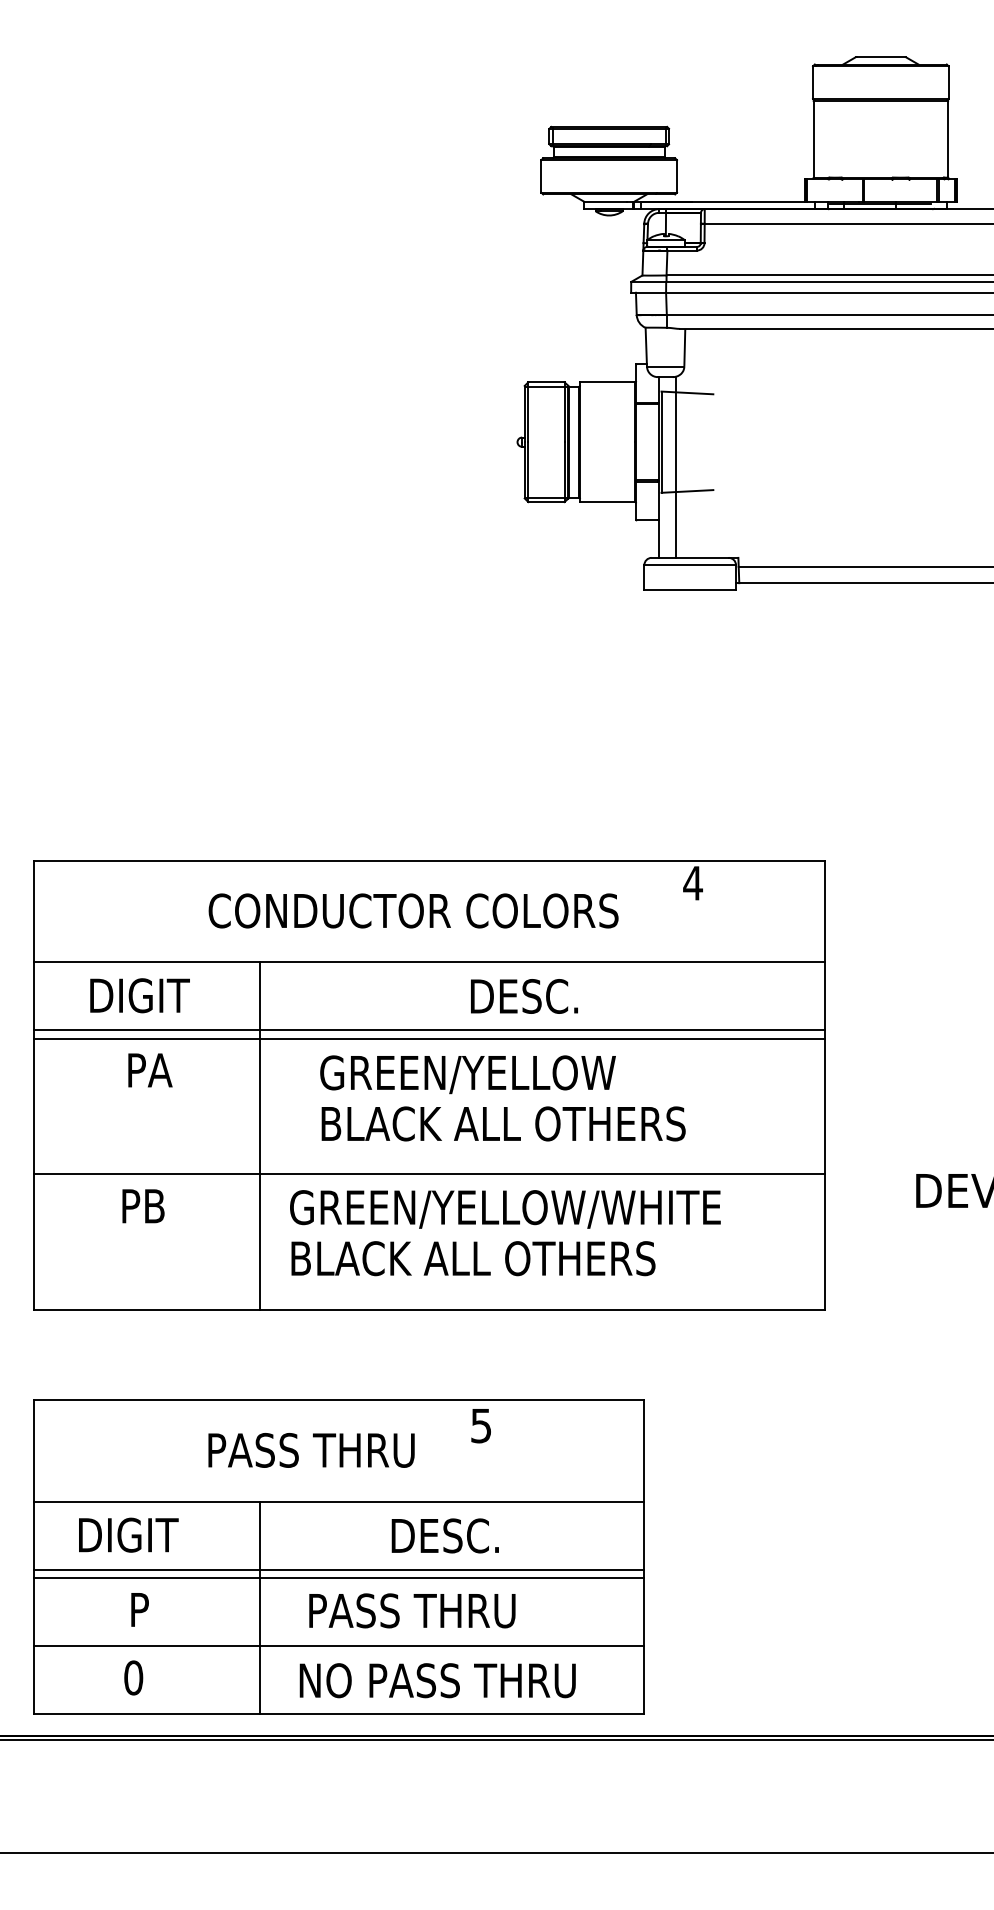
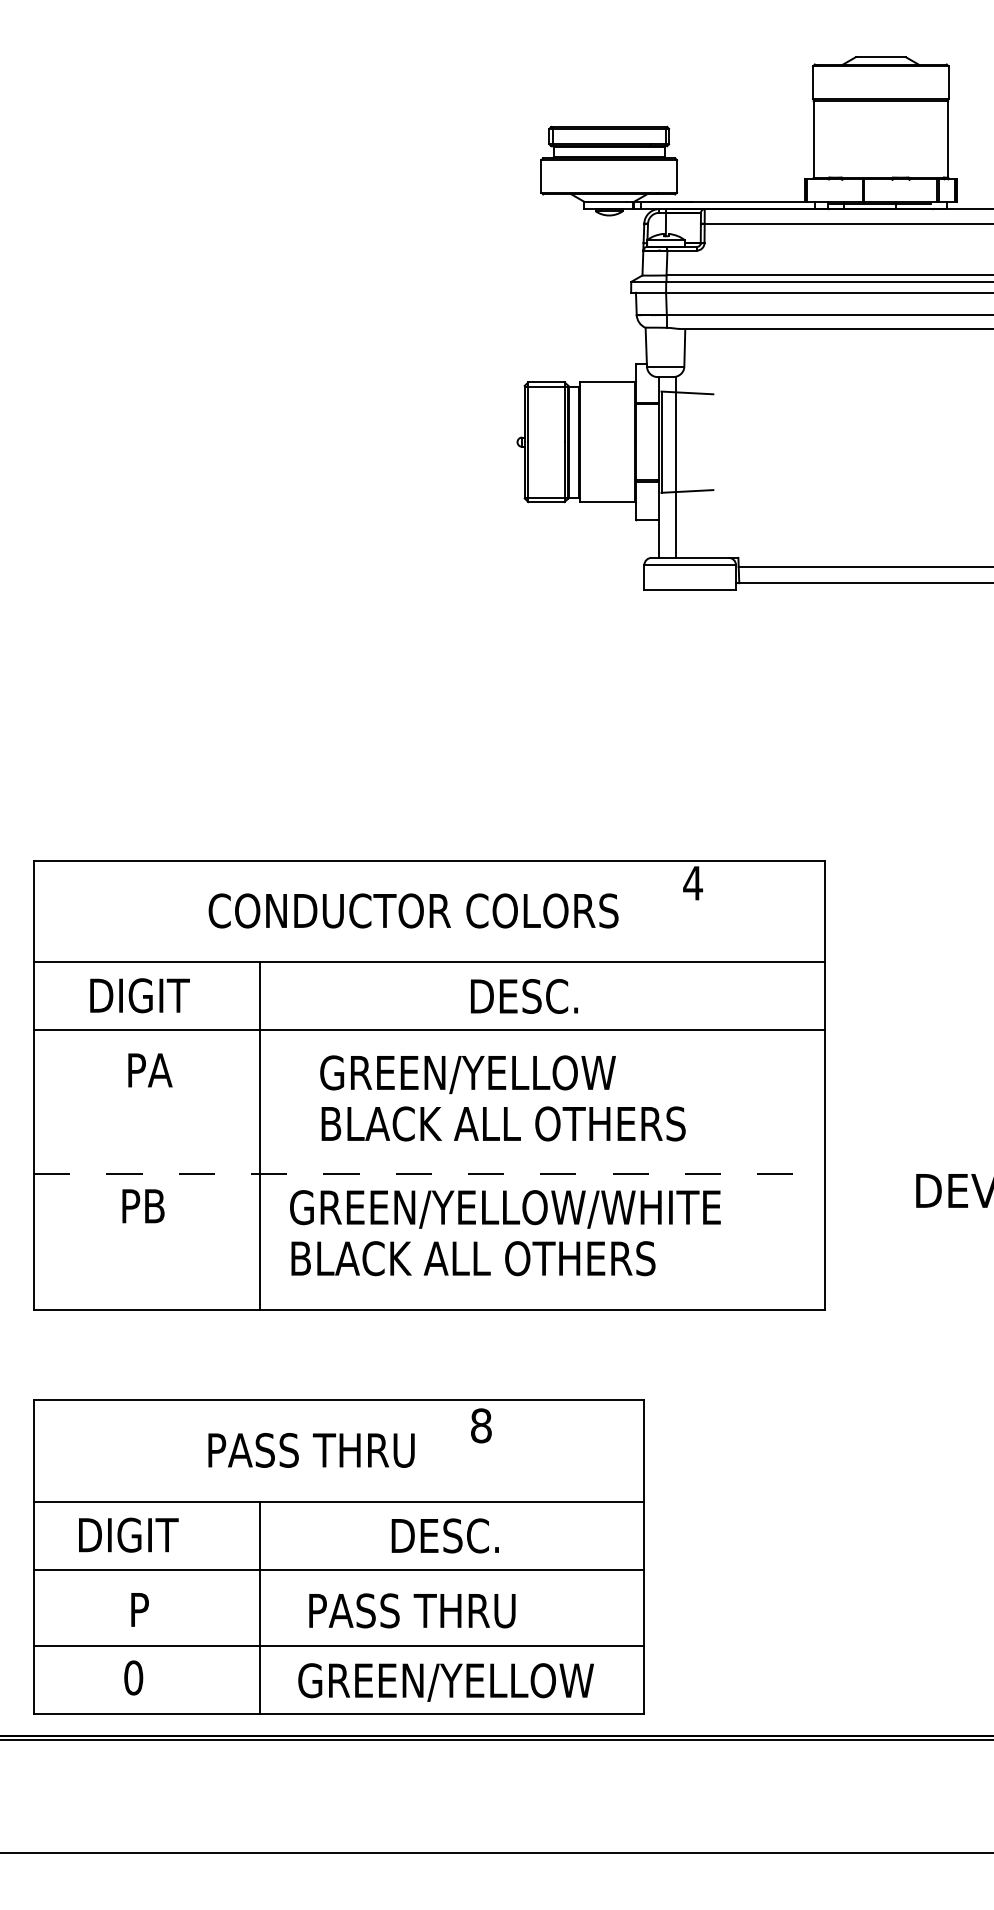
line: present -> none (429, 1038)
line: solid -> dashed (430, 1174)
text: 5 -> 8 (481, 1425)
line: present -> none (339, 1578)
text: NO PASS THRU -> GREEN/YELLOW (445, 1682)
